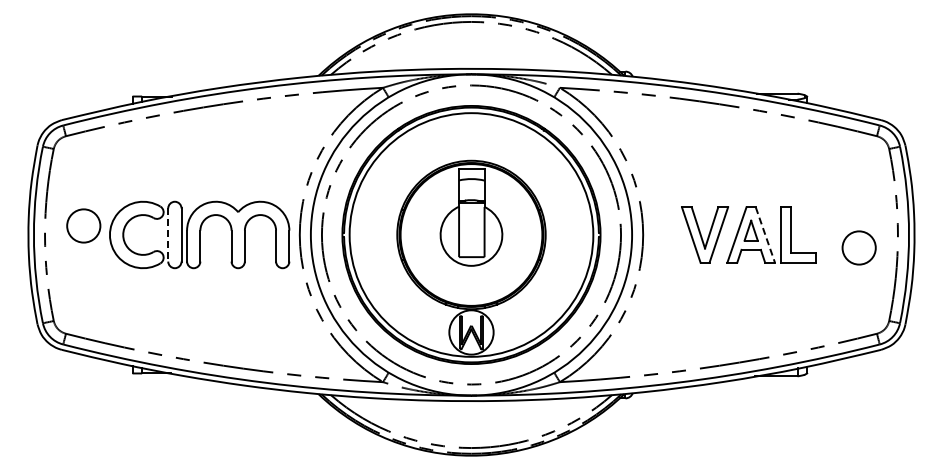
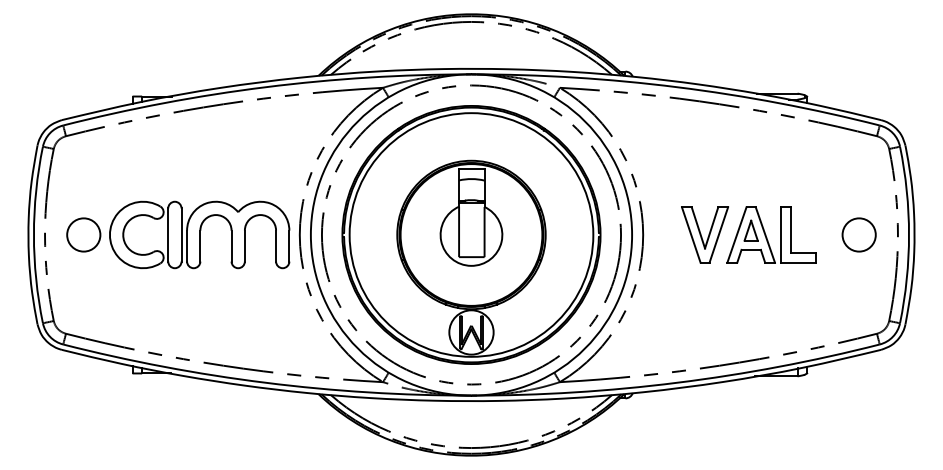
circle position: (83, 225) -> (83, 234) (83, 234)
line: dashed -> solid (168, 235)
line: dashed -> solid (765, 235)
circle position: (858, 247) -> (858, 234) (858, 234)
